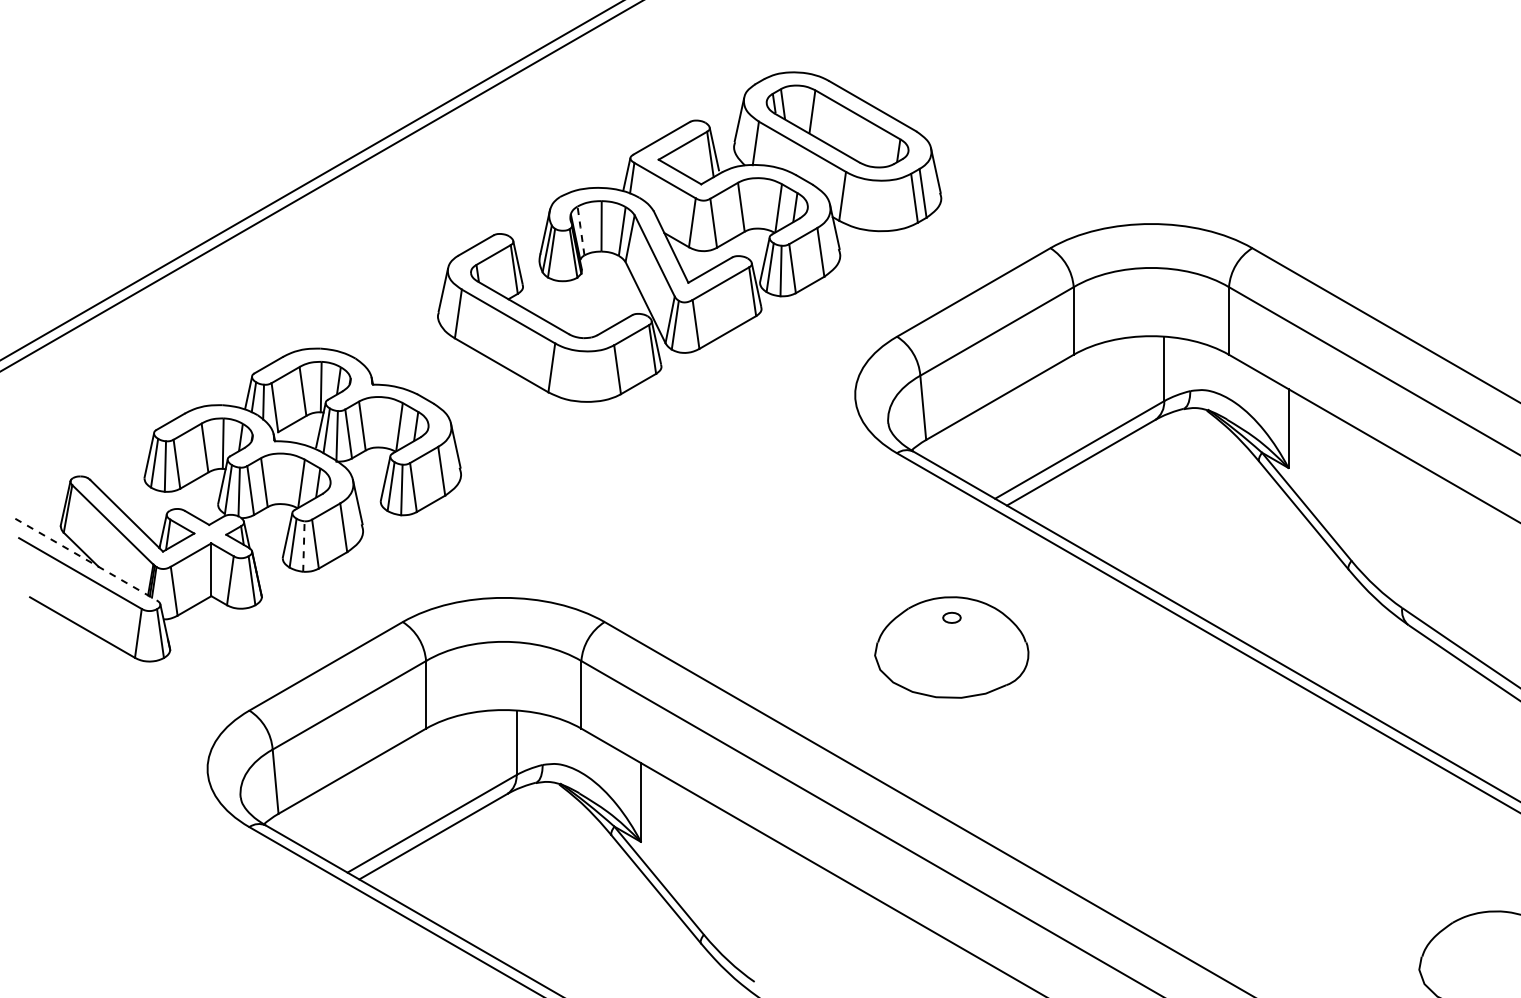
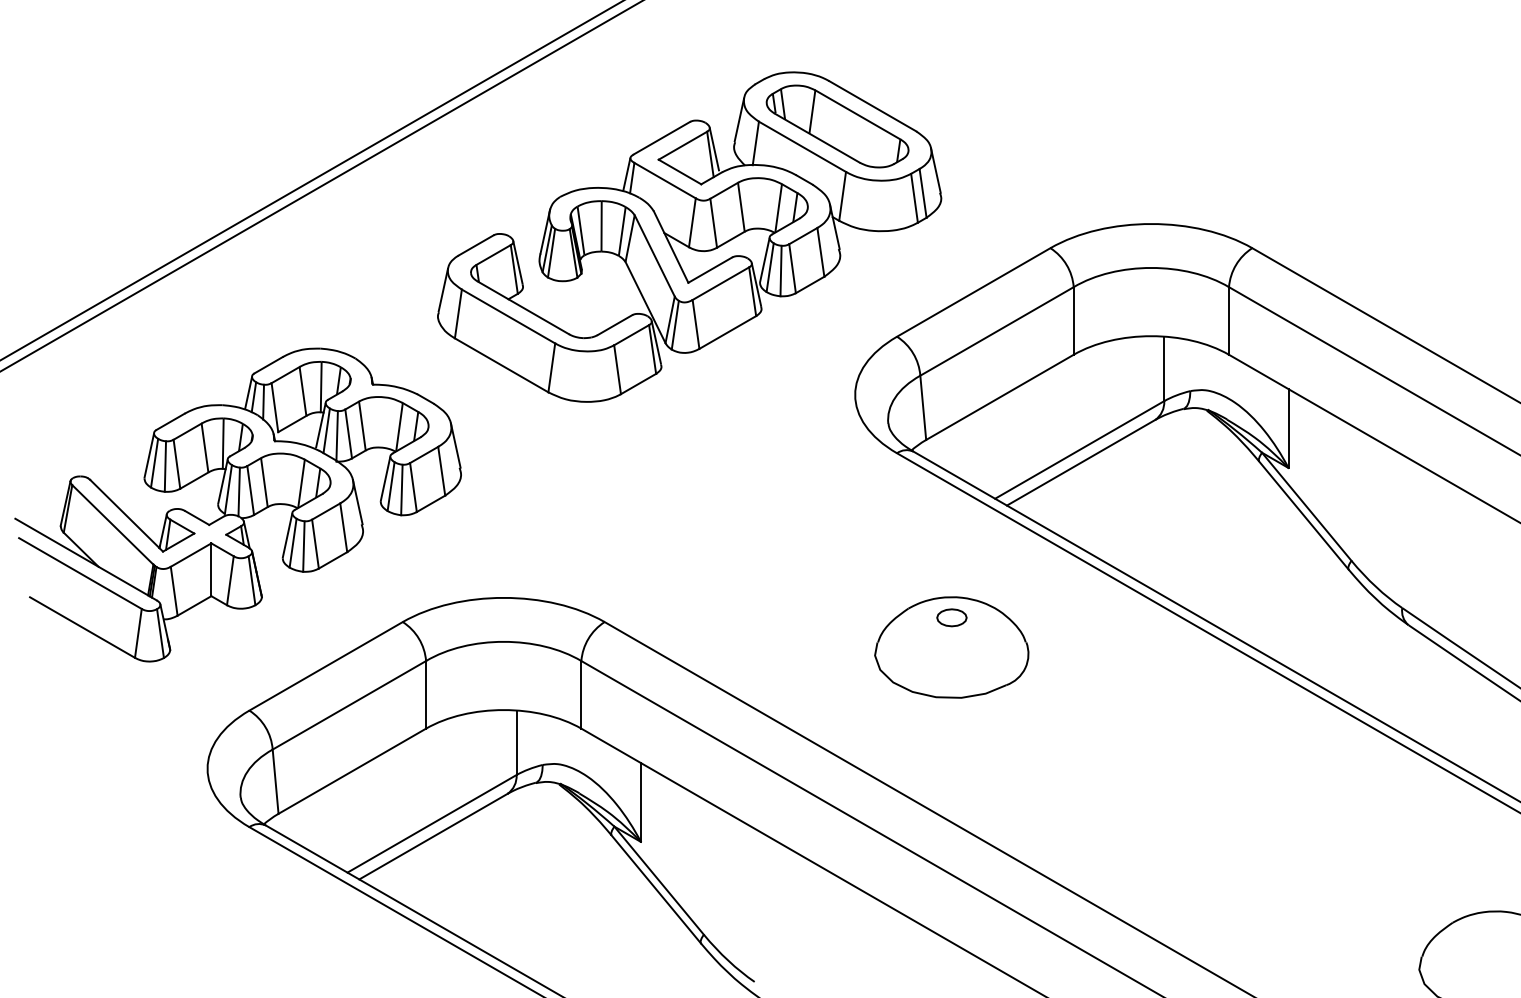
line: dashed -> solid (580, 230)
line: dashed -> solid (303, 546)
line: dashed -> solid (86, 559)
part size: 20x13 px -> 32x20 px (951, 617)
